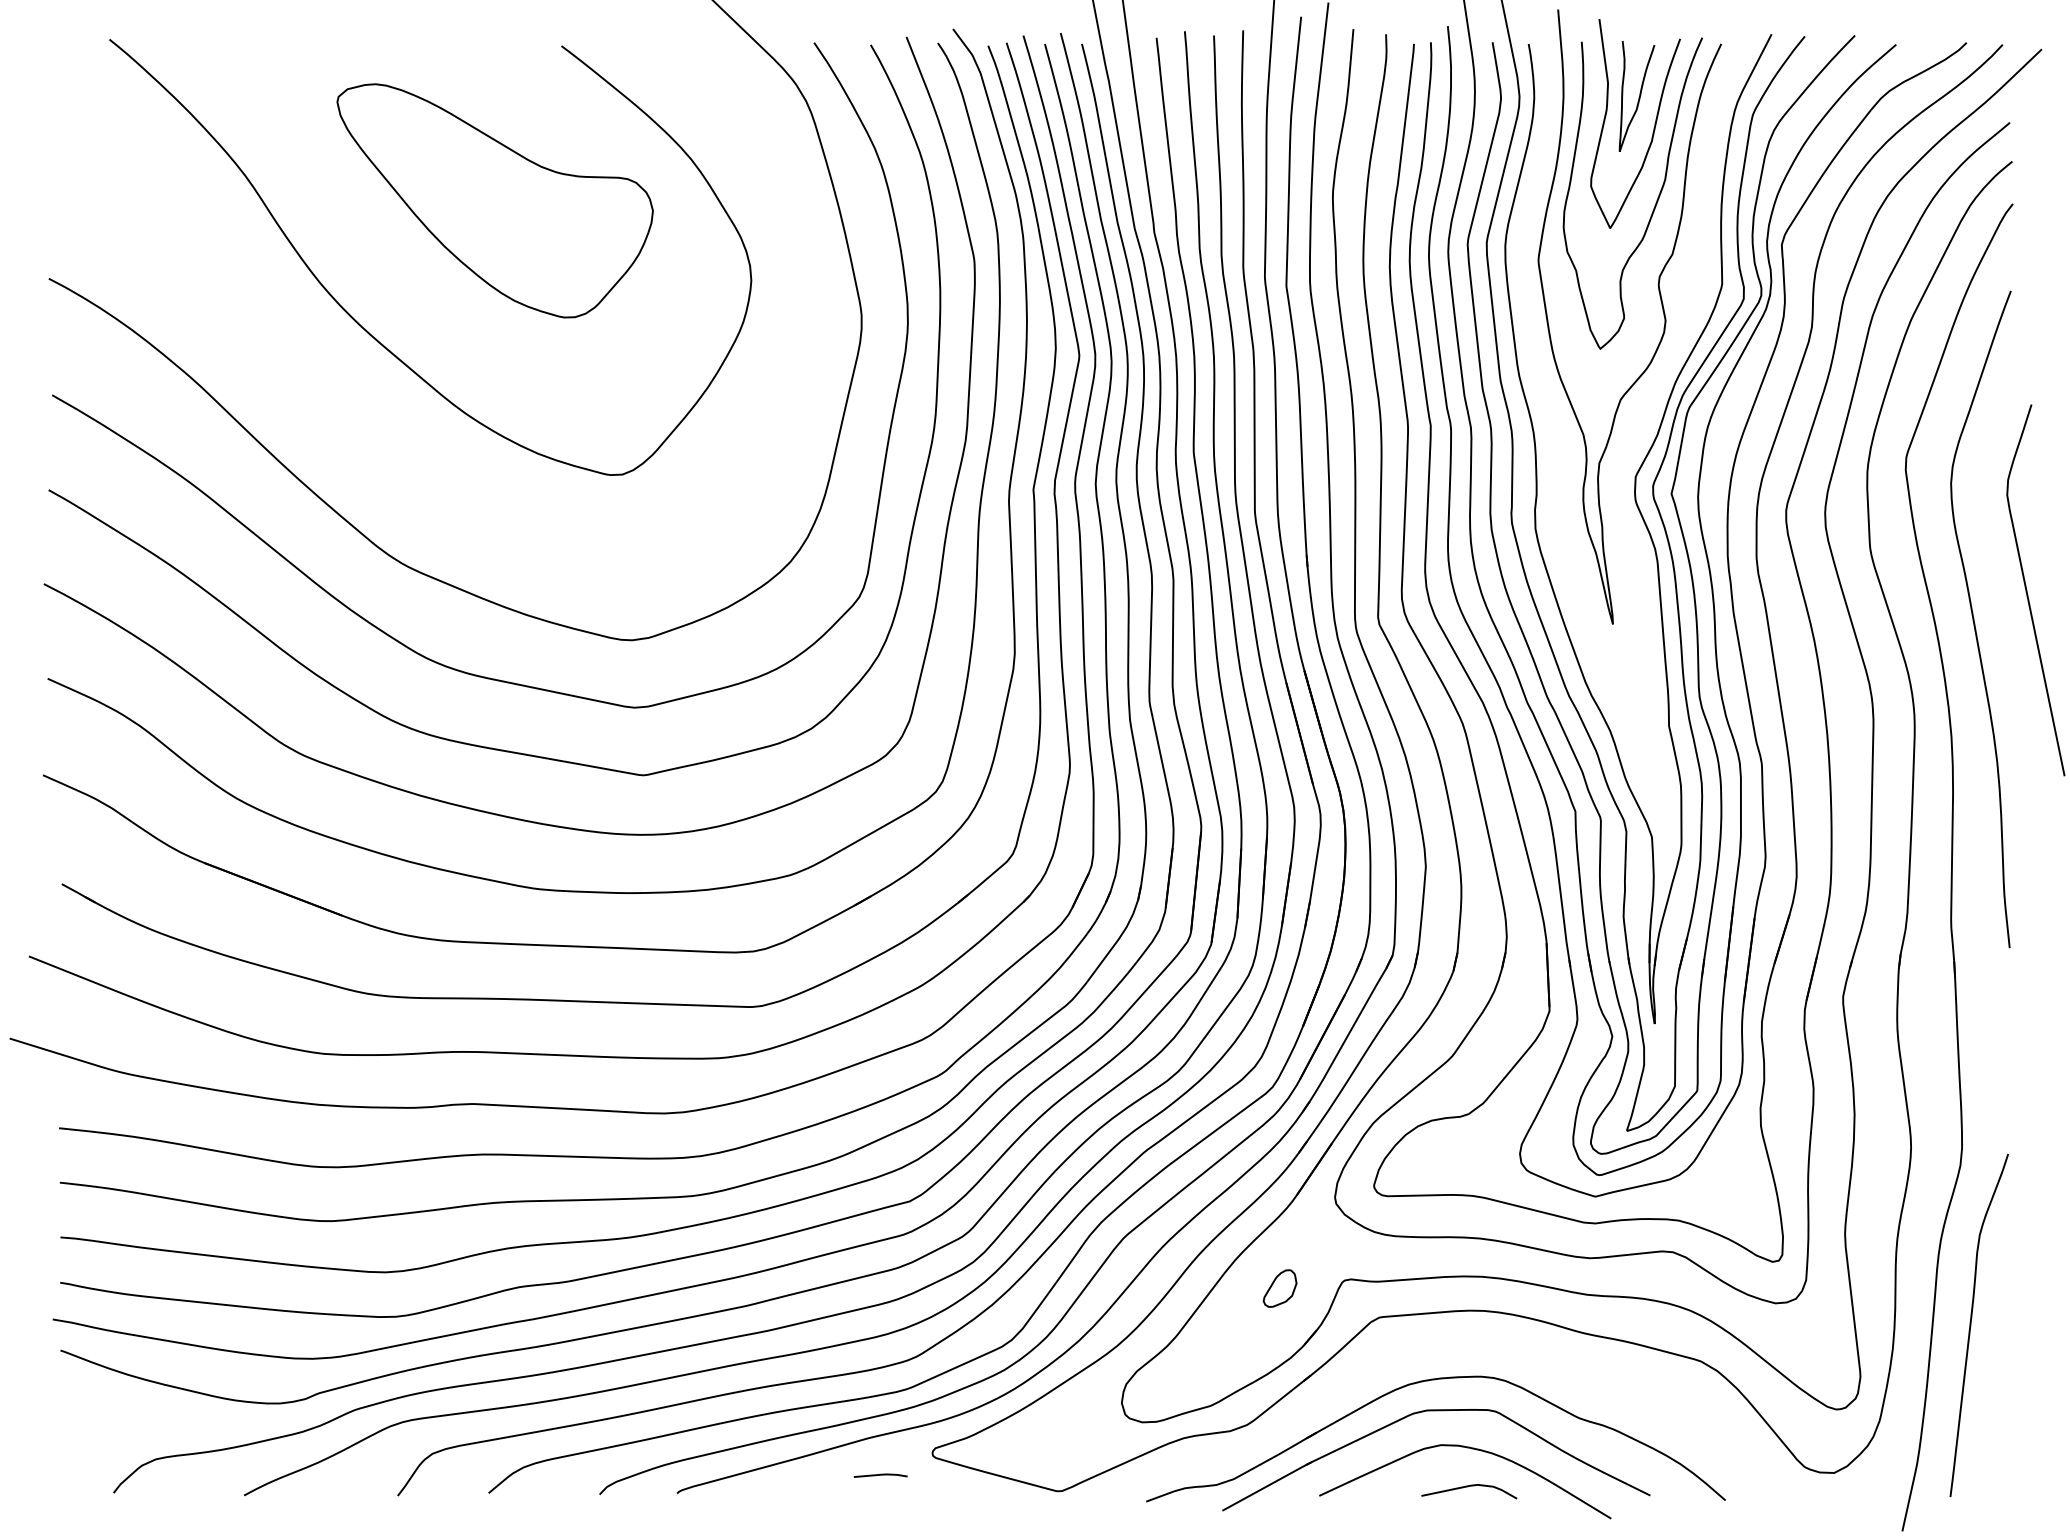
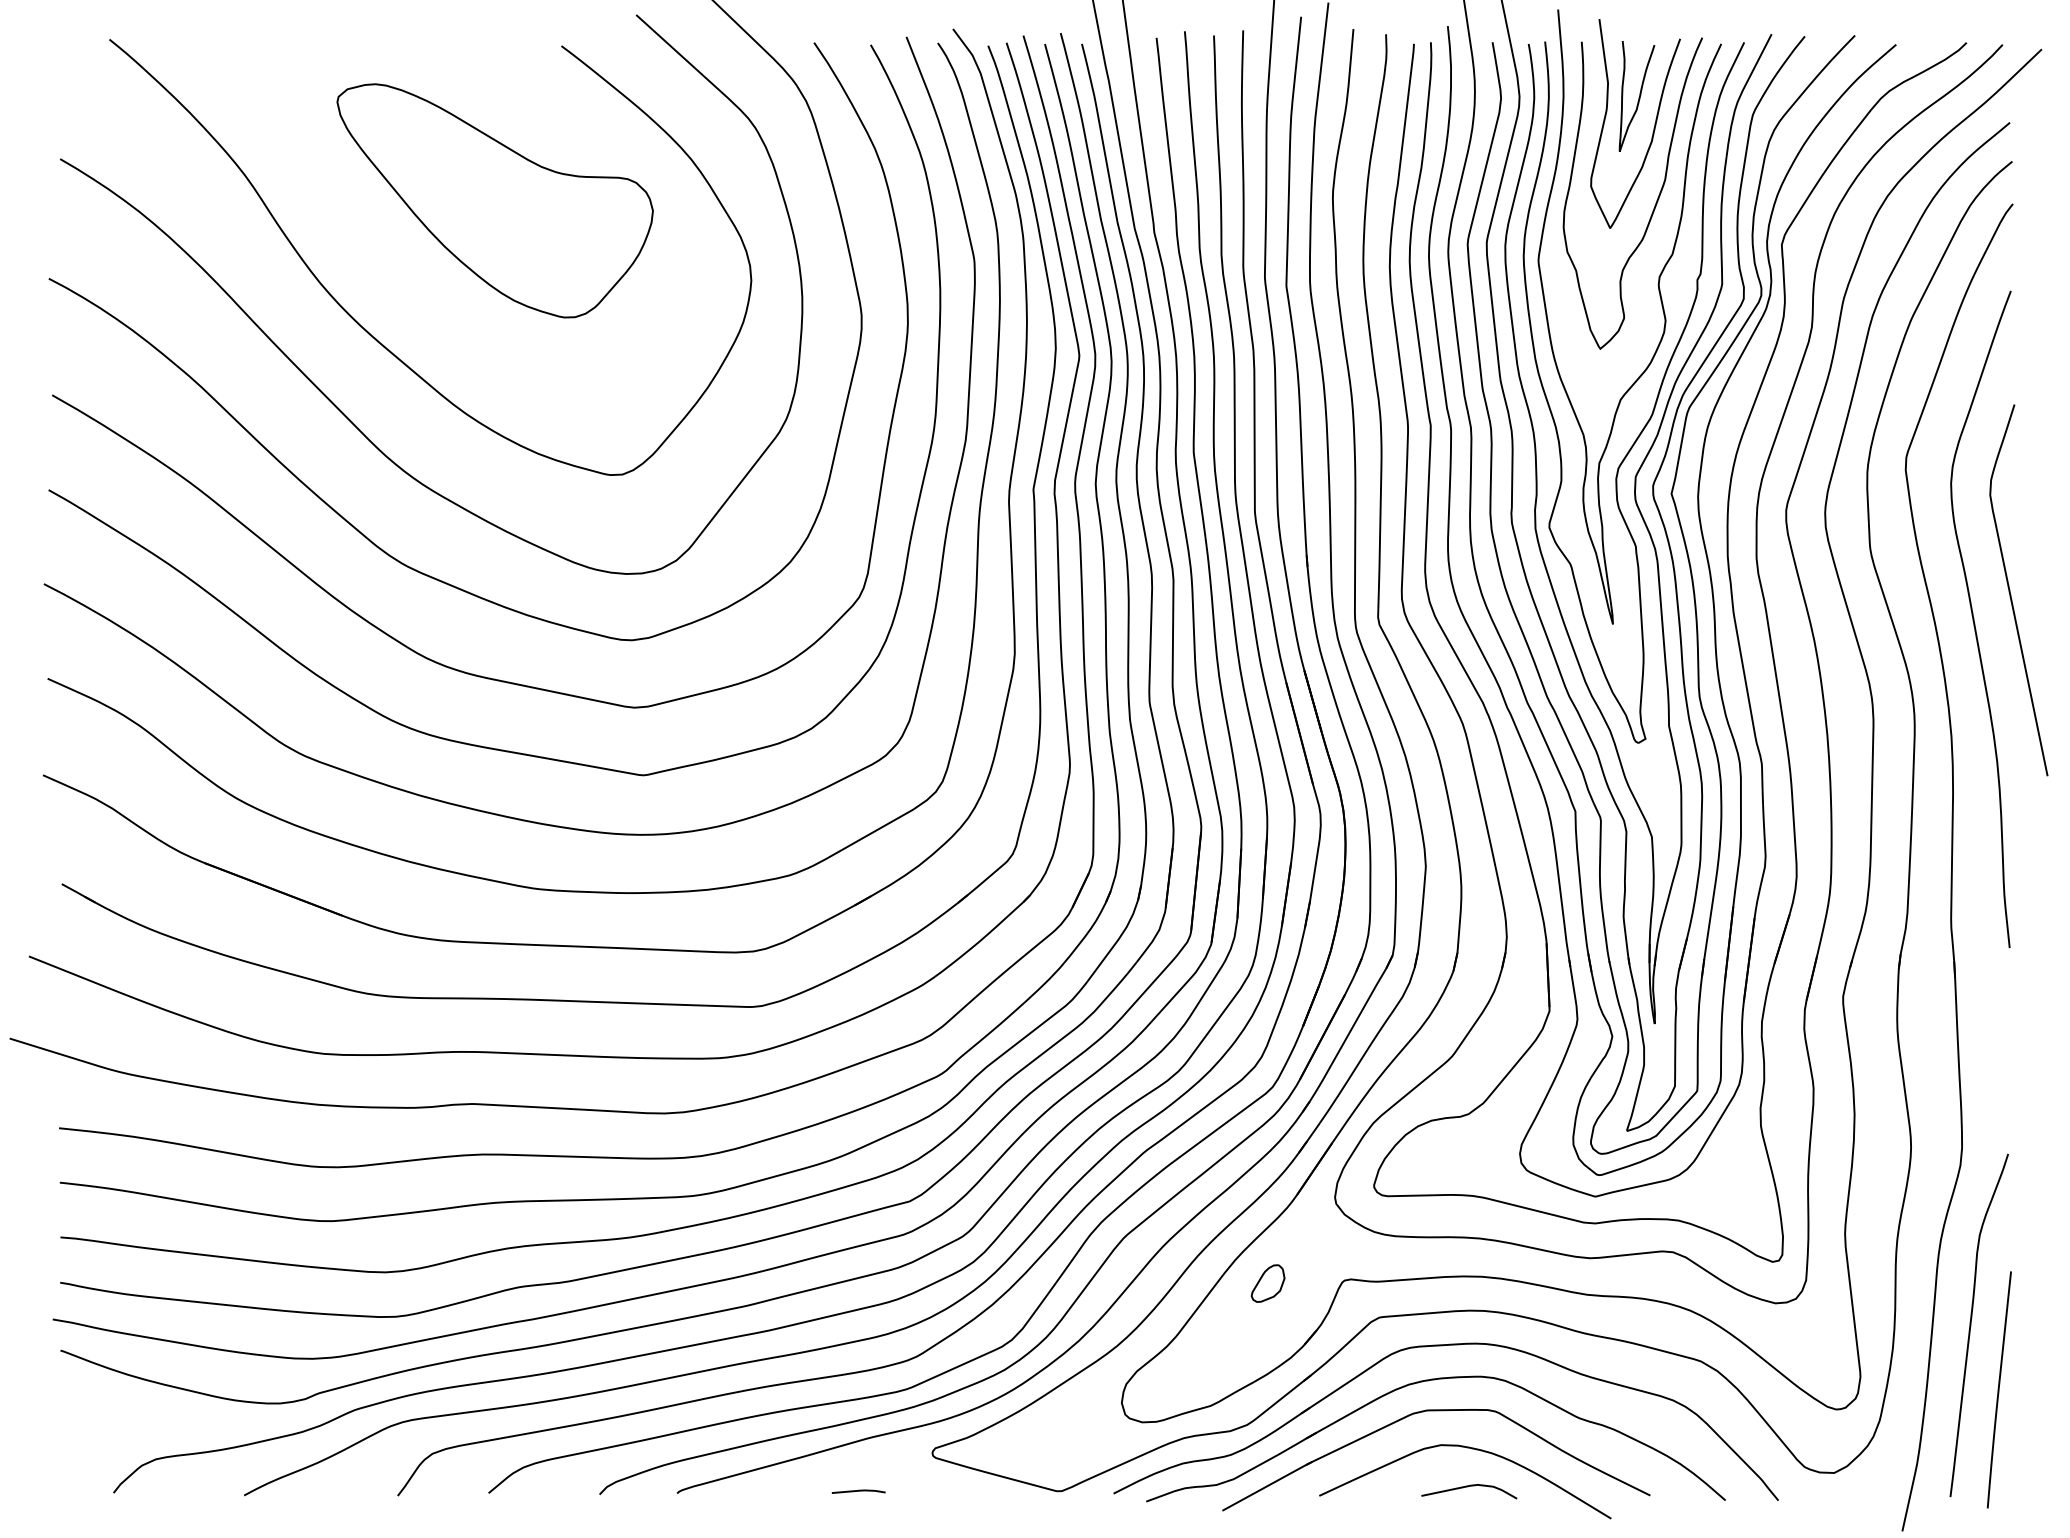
curve: none -> present (328, 397)
curve: none -> present (1655, 400)
curve position: (2027, 590) -> (2010, 590) (2010, 590)
part position: (1279, 1288) -> (1267, 1283) (1267, 1283)
part: none -> present (1443, 1346)
curve: none -> present (1998, 1389)
line position: (880, 1475) -> (858, 1491) (858, 1491)
